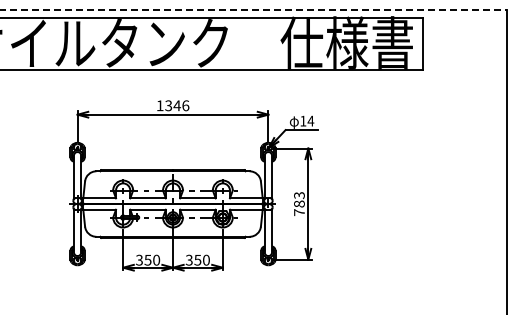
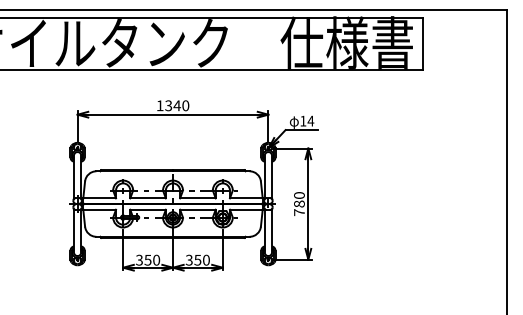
line: dashed -> solid (254, 9)
text: 1346 -> 1340 (185, 105)
text: 783 -> 780 (299, 195)
